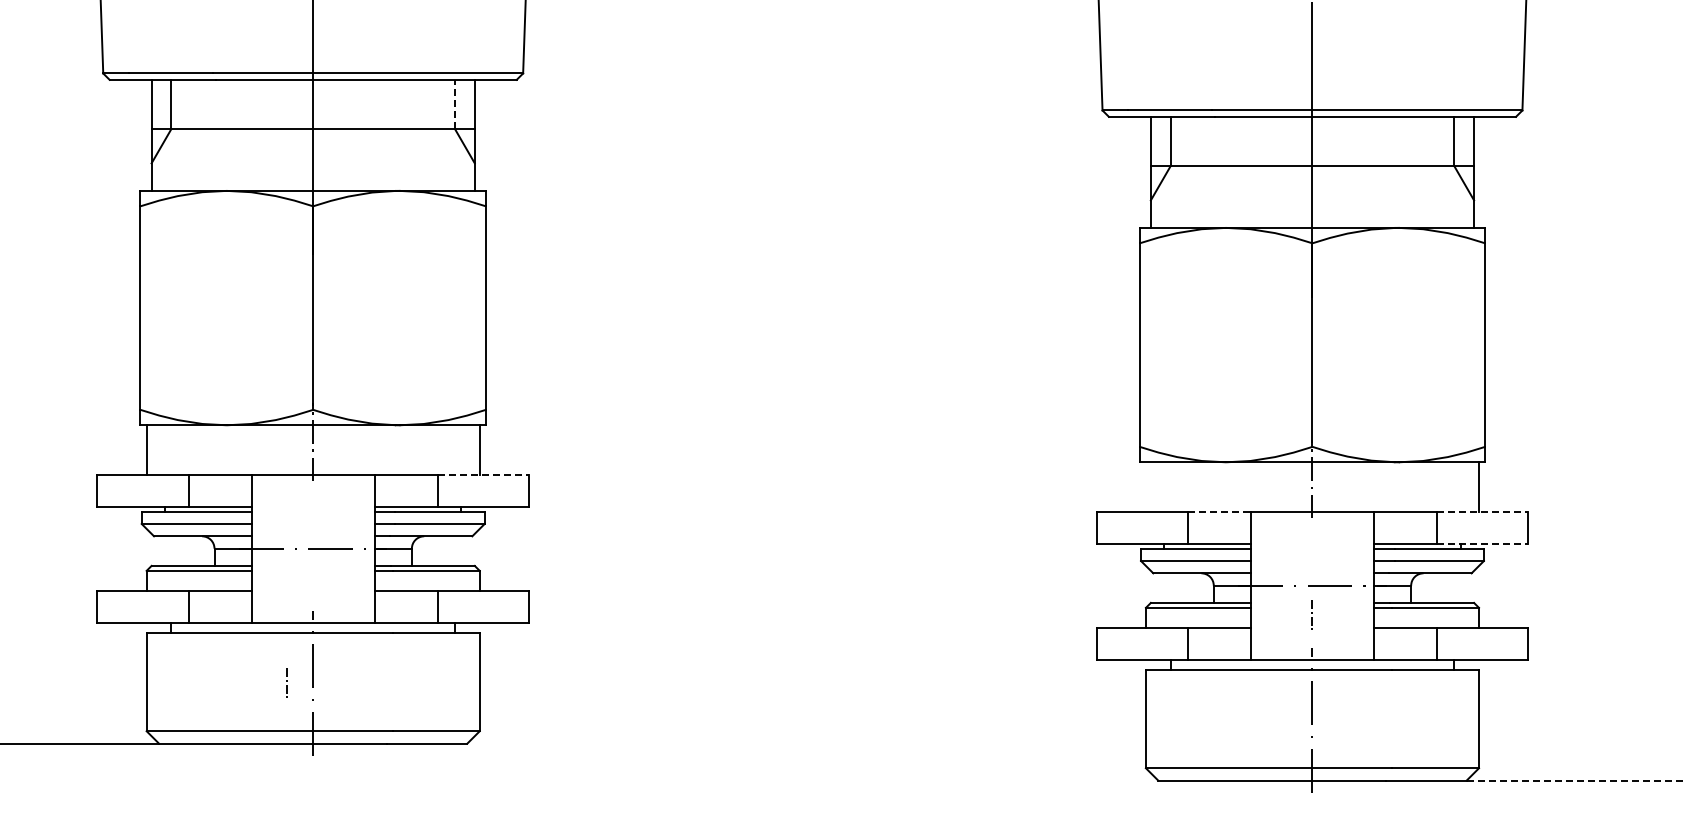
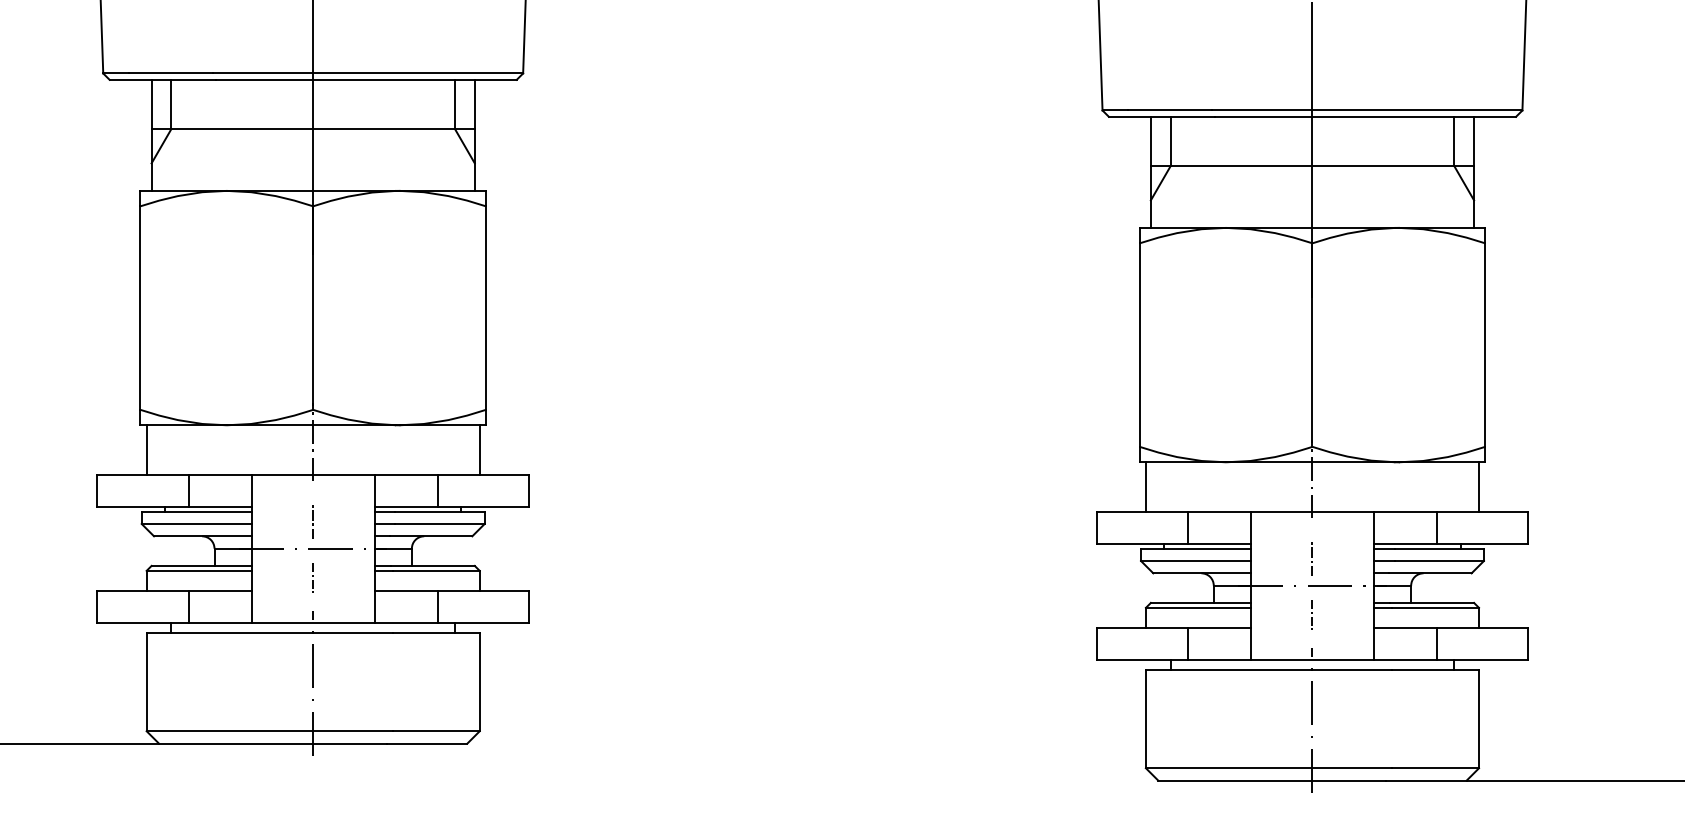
line: dashed -> solid (455, 104)
line: dashed -> solid (483, 474)
line: none -> present (1145, 486)
line: dashed -> solid (1219, 511)
line: dashed -> solid (1482, 511)
line: none -> present (313, 521)
line: dashed -> solid (1482, 543)
line: none -> present (1311, 557)
line position: (286, 681) -> (312, 576) (312, 576)
line: dashed -> solid (1575, 780)
